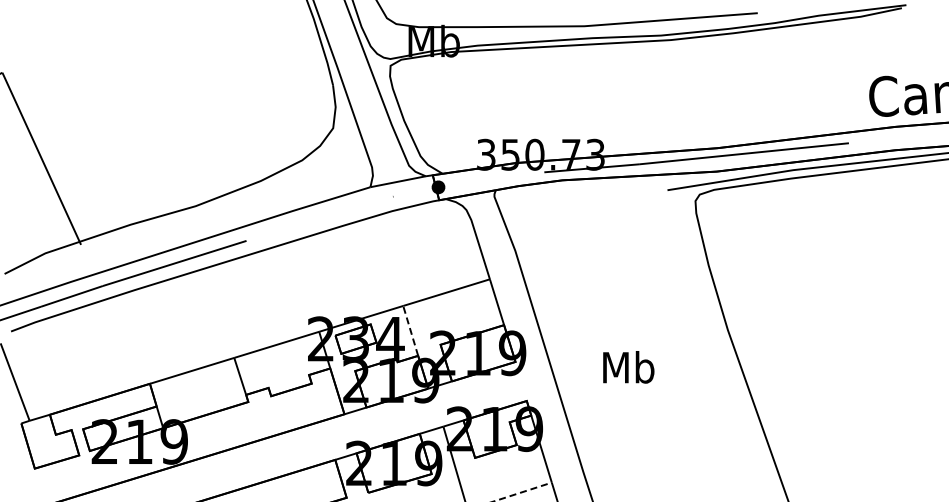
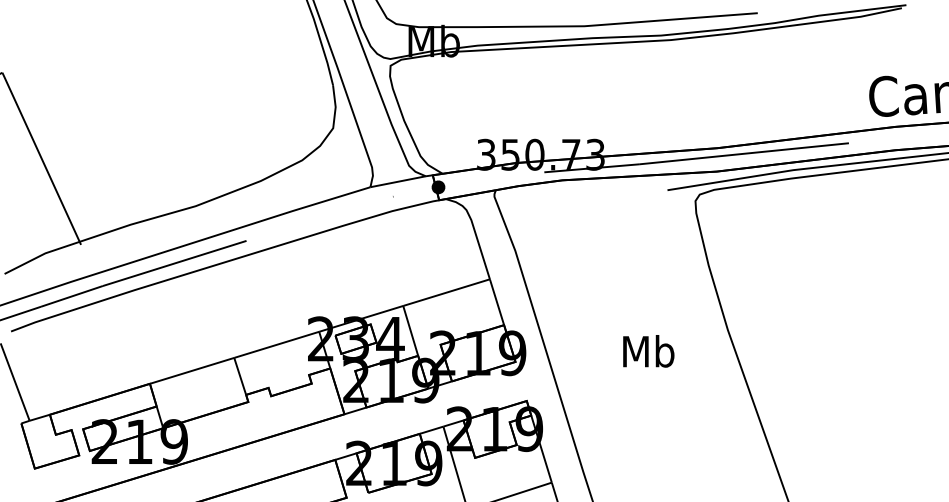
line: dashed -> solid (410, 330)
text position: (628, 367) -> (648, 351) (648, 351)
line: dashed -> solid (522, 492)
